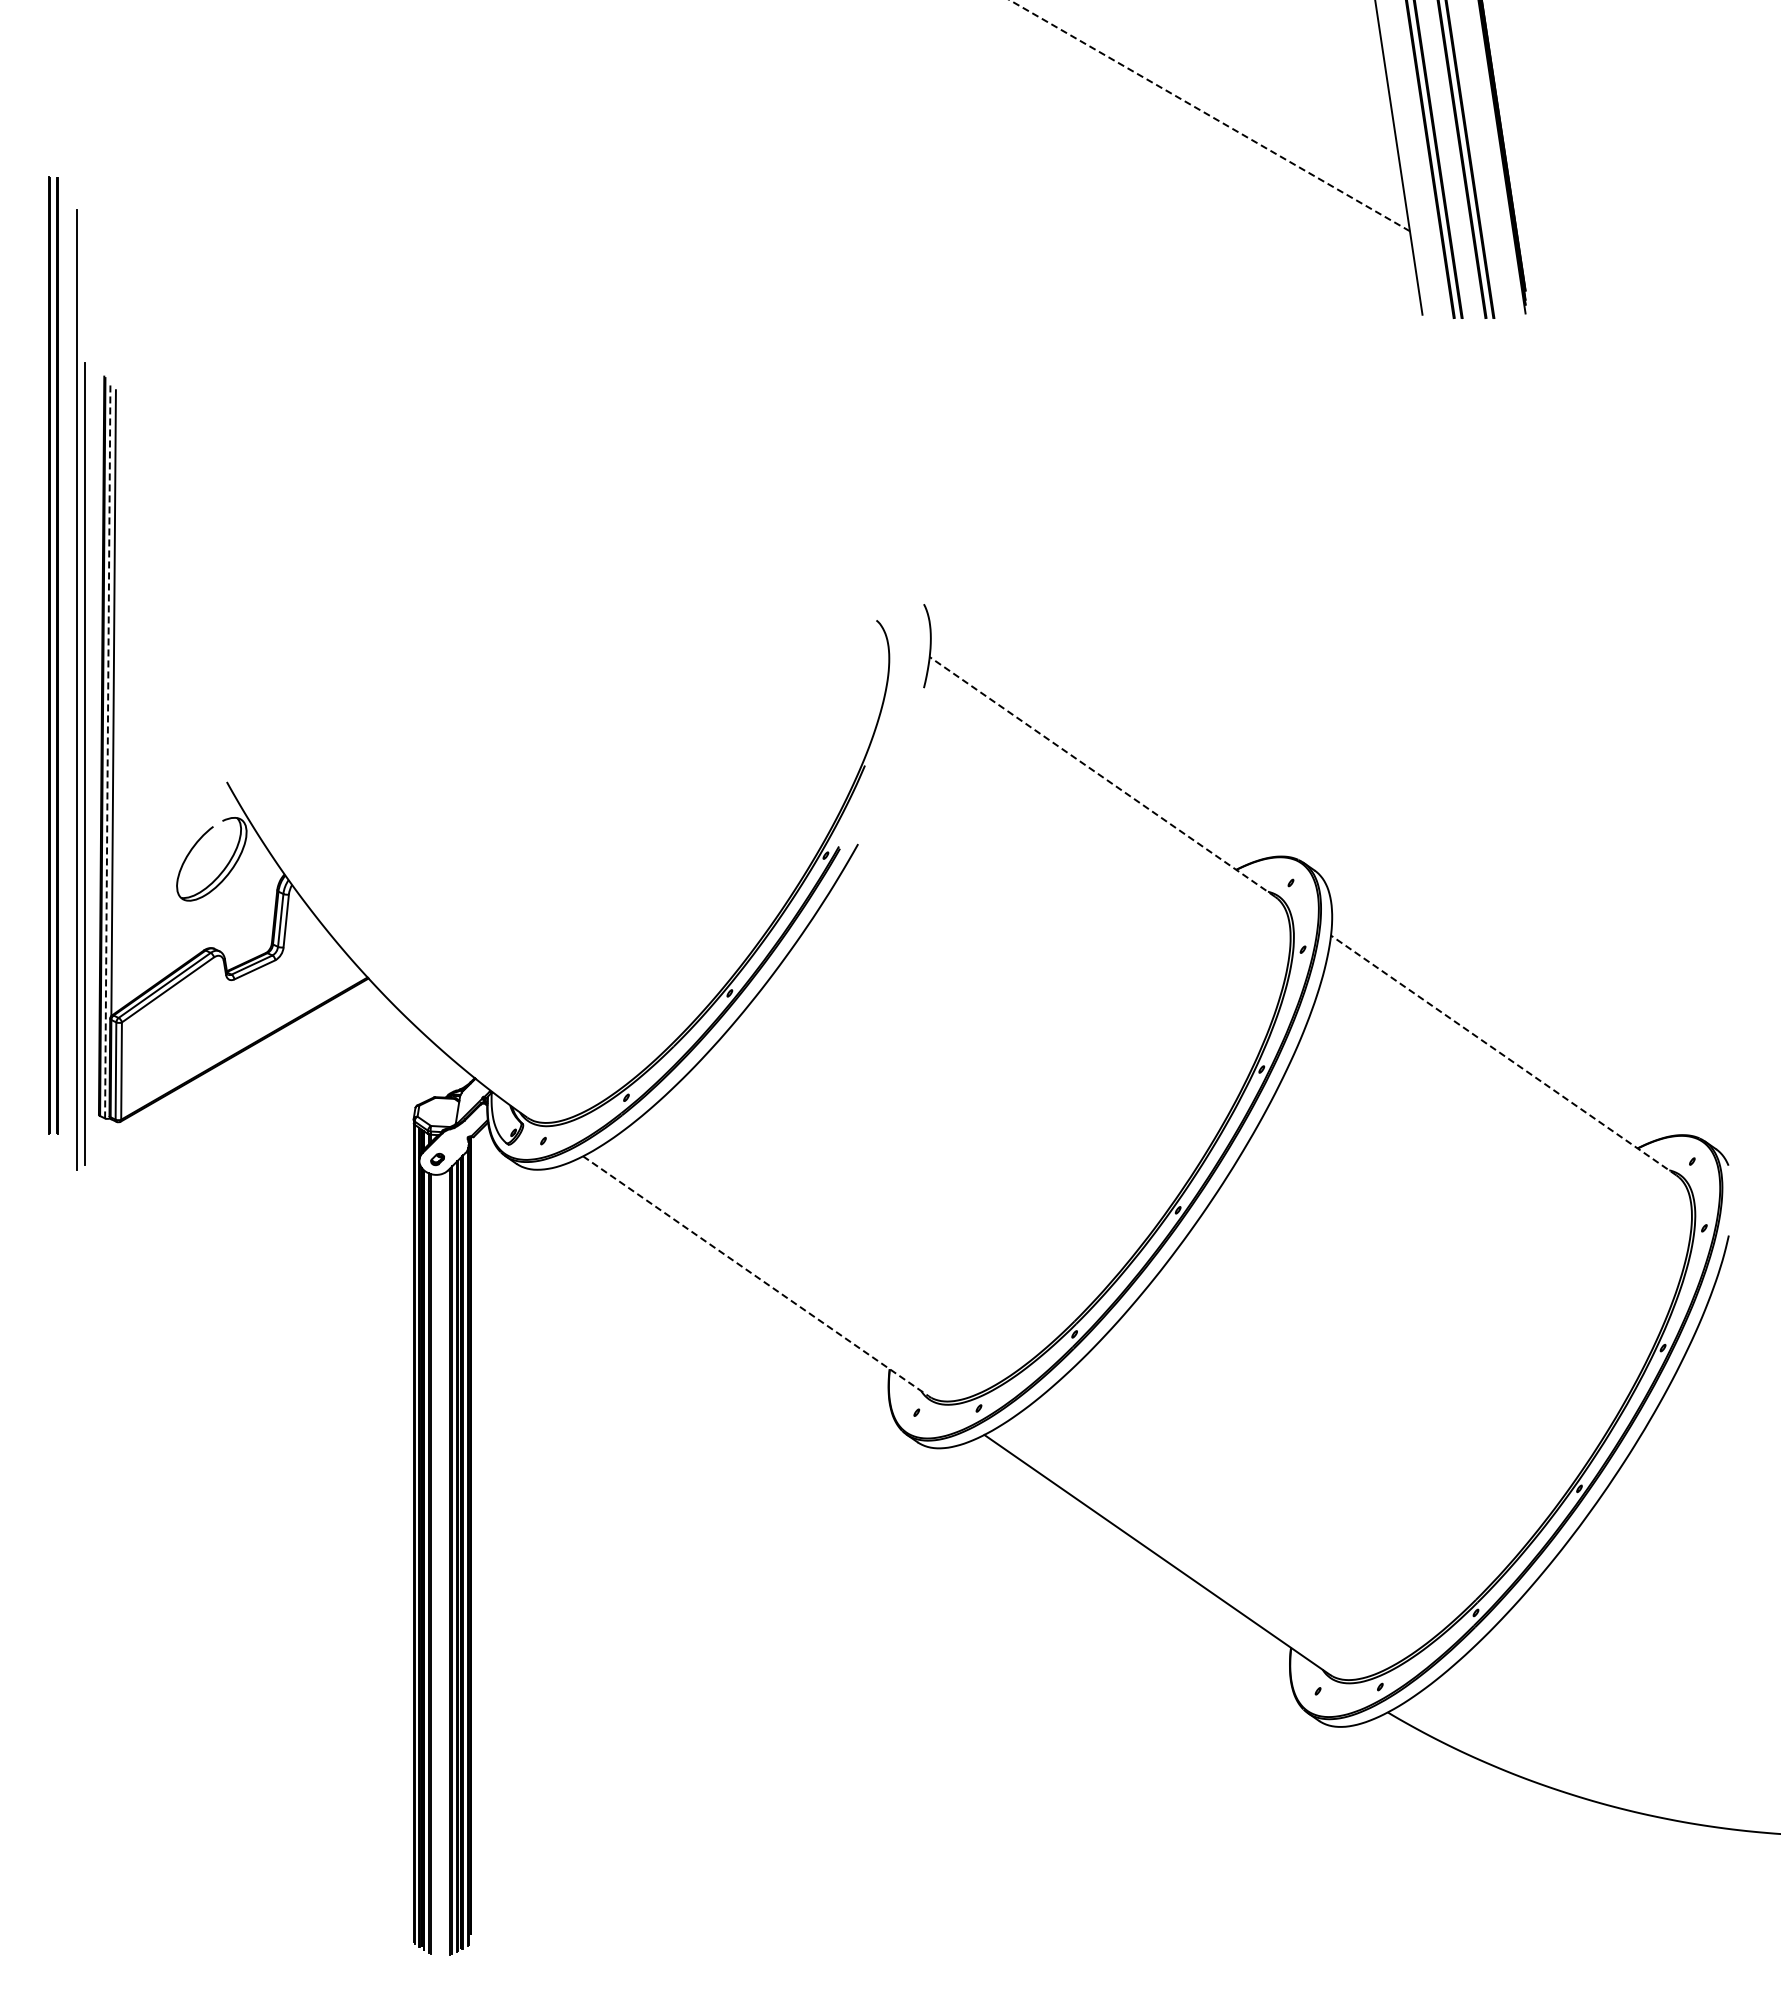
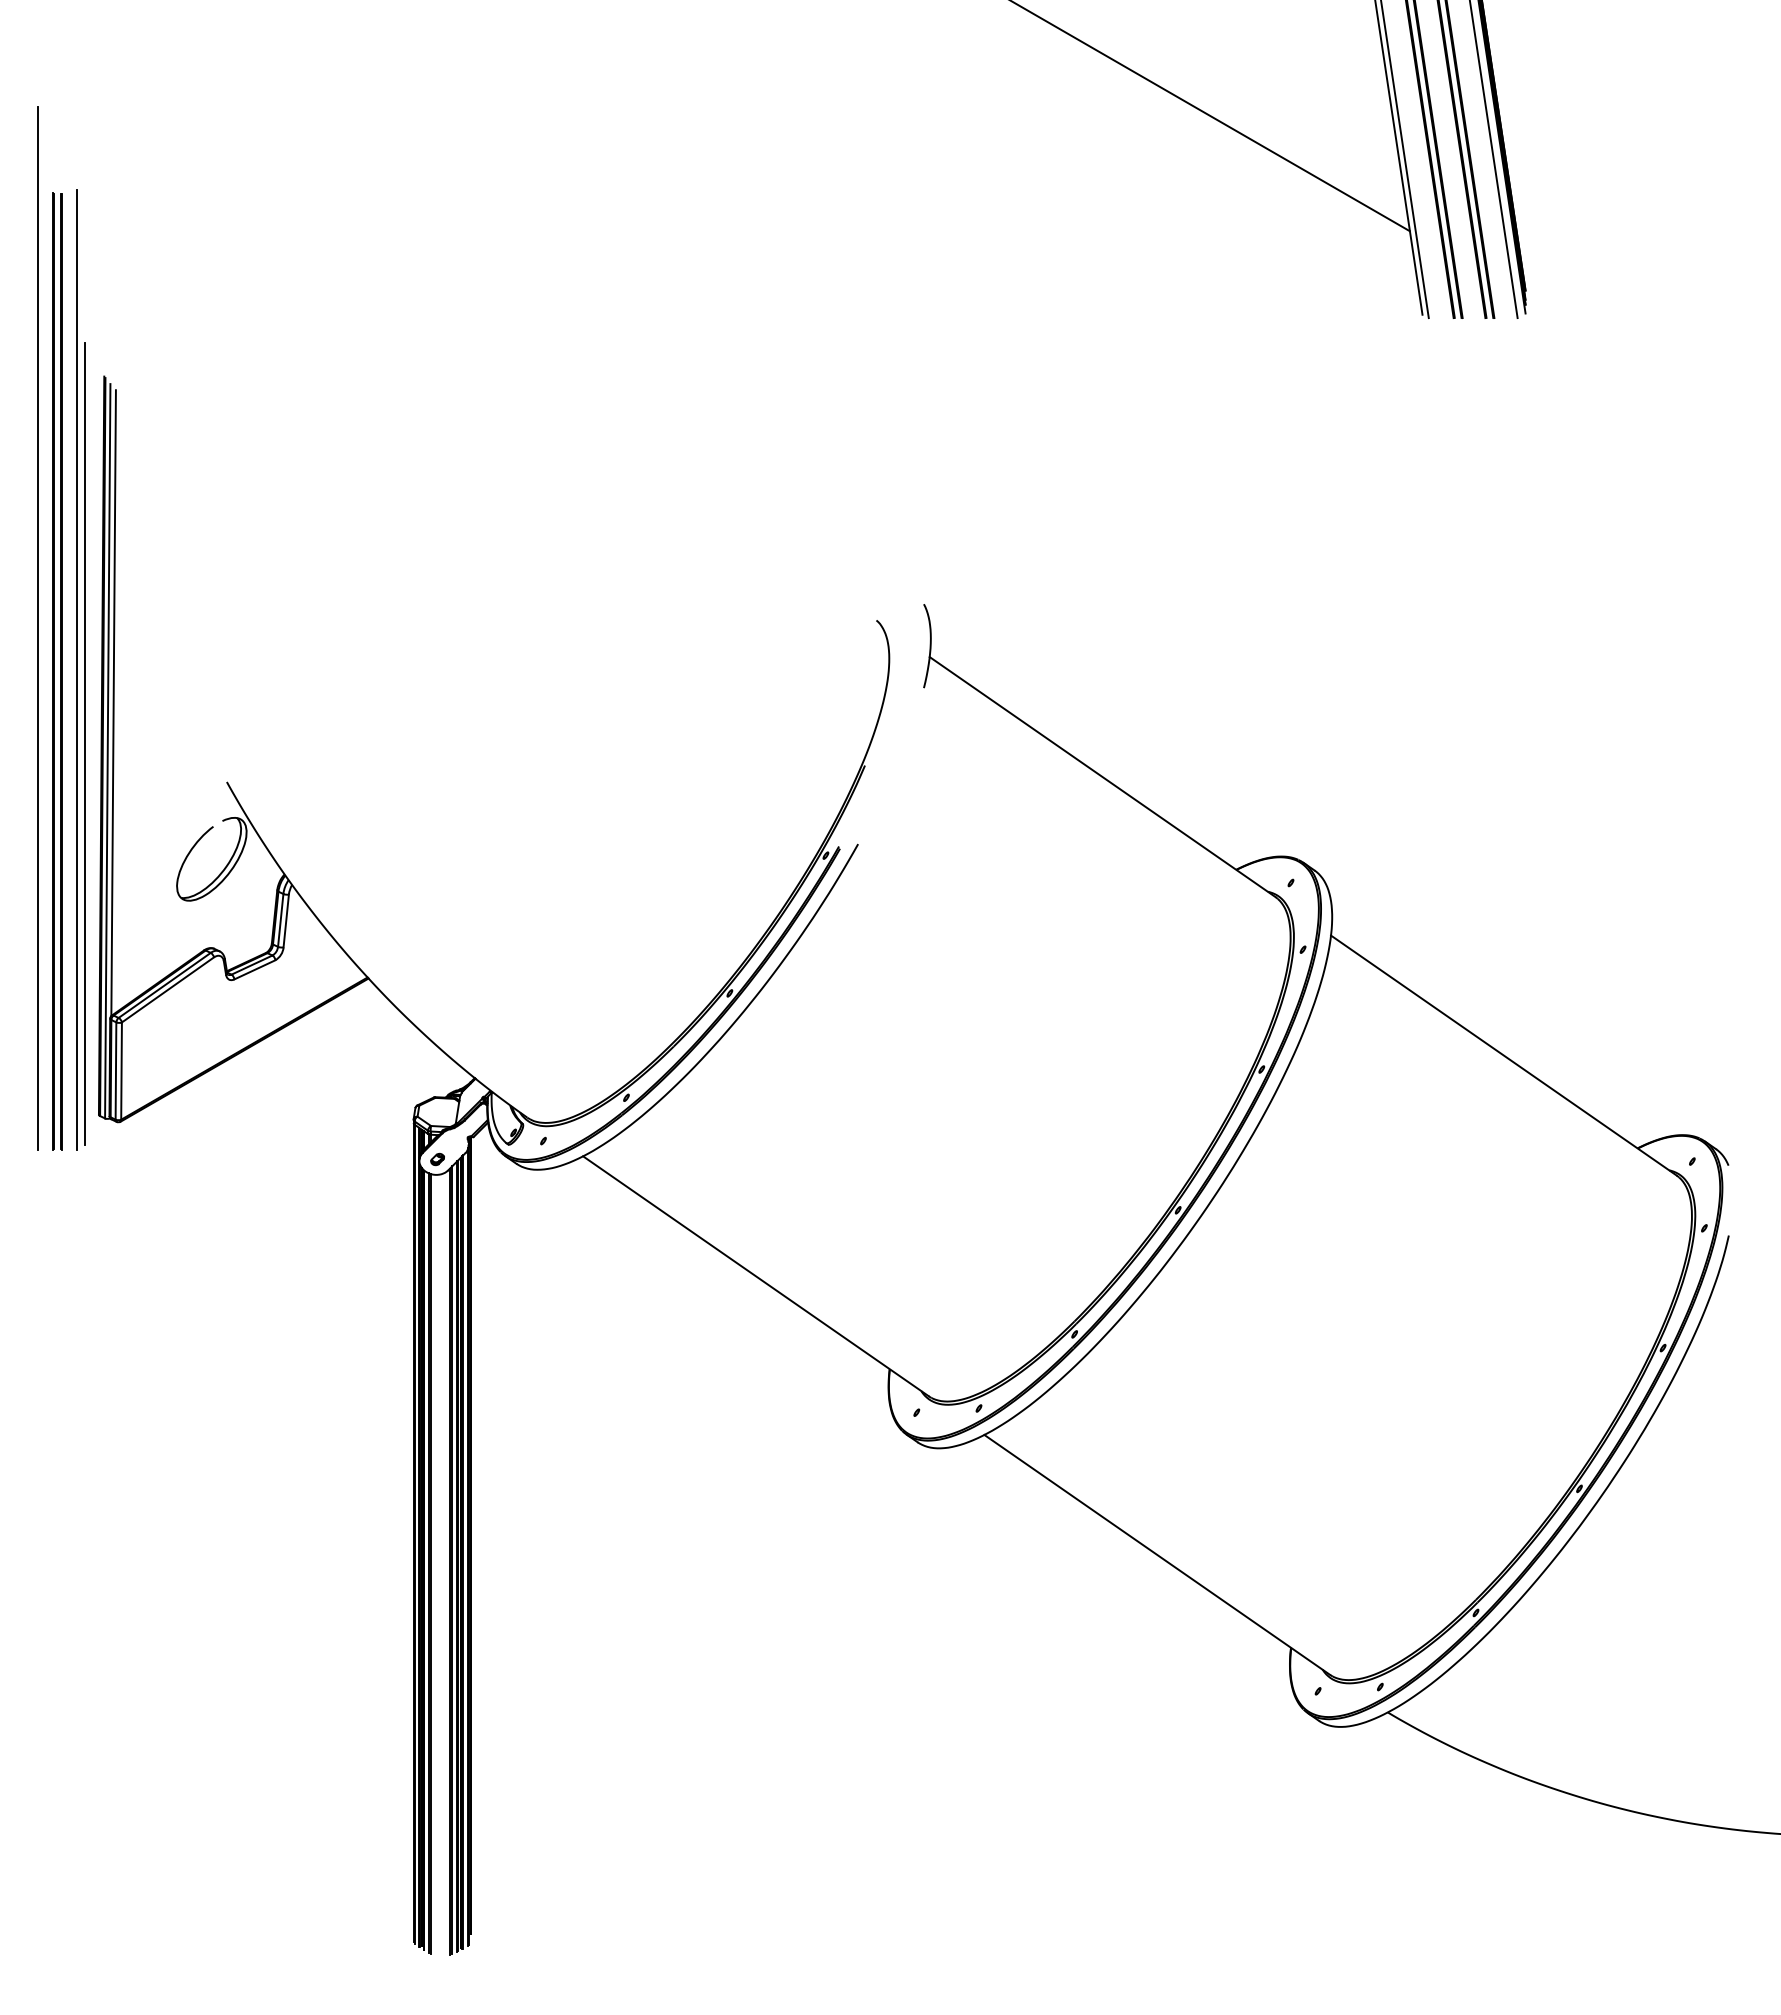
line: dashed -> solid (1209, 115)
line: none -> present (1404, 160)
line: none -> present (1493, 160)
line: none -> present (38, 627)
part position: (53, 655) -> (57, 671) (57, 671)
part position: (80, 689) -> (80, 669) (80, 669)
line: dashed -> solid (107, 750)
line: dashed -> solid (1102, 776)
line: dashed -> solid (1503, 1055)
line: dashed -> solid (756, 1276)
